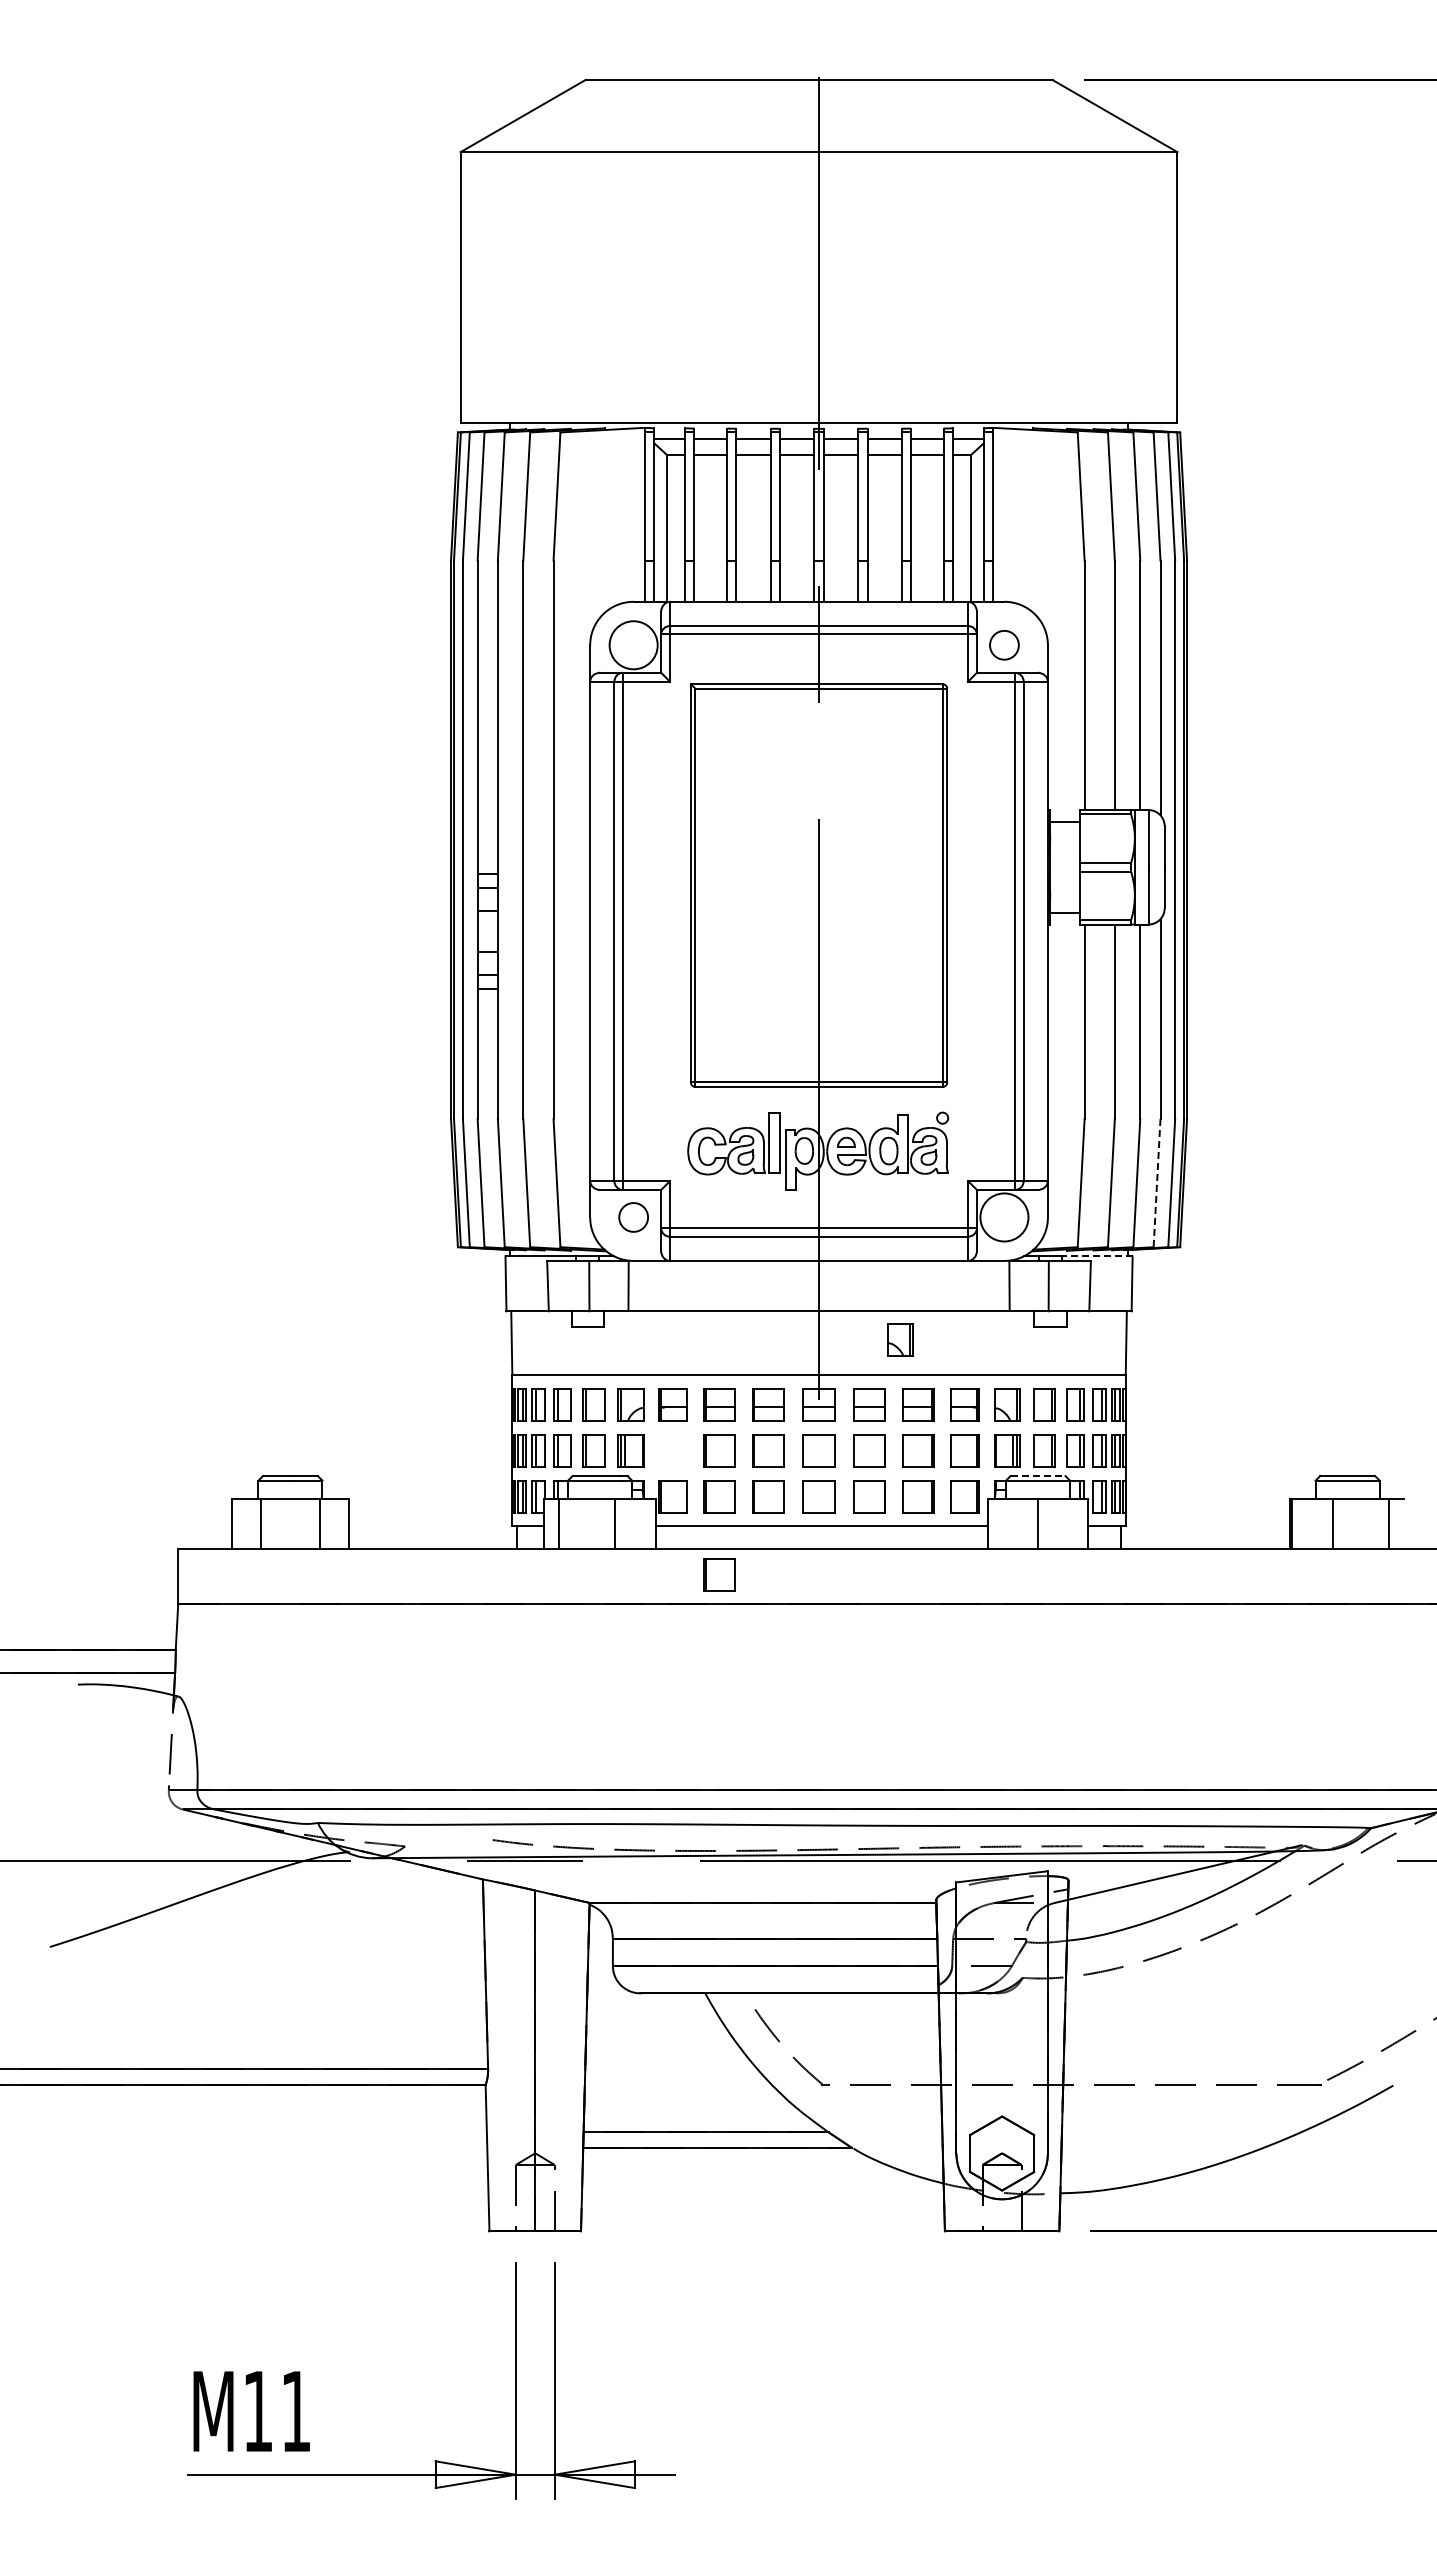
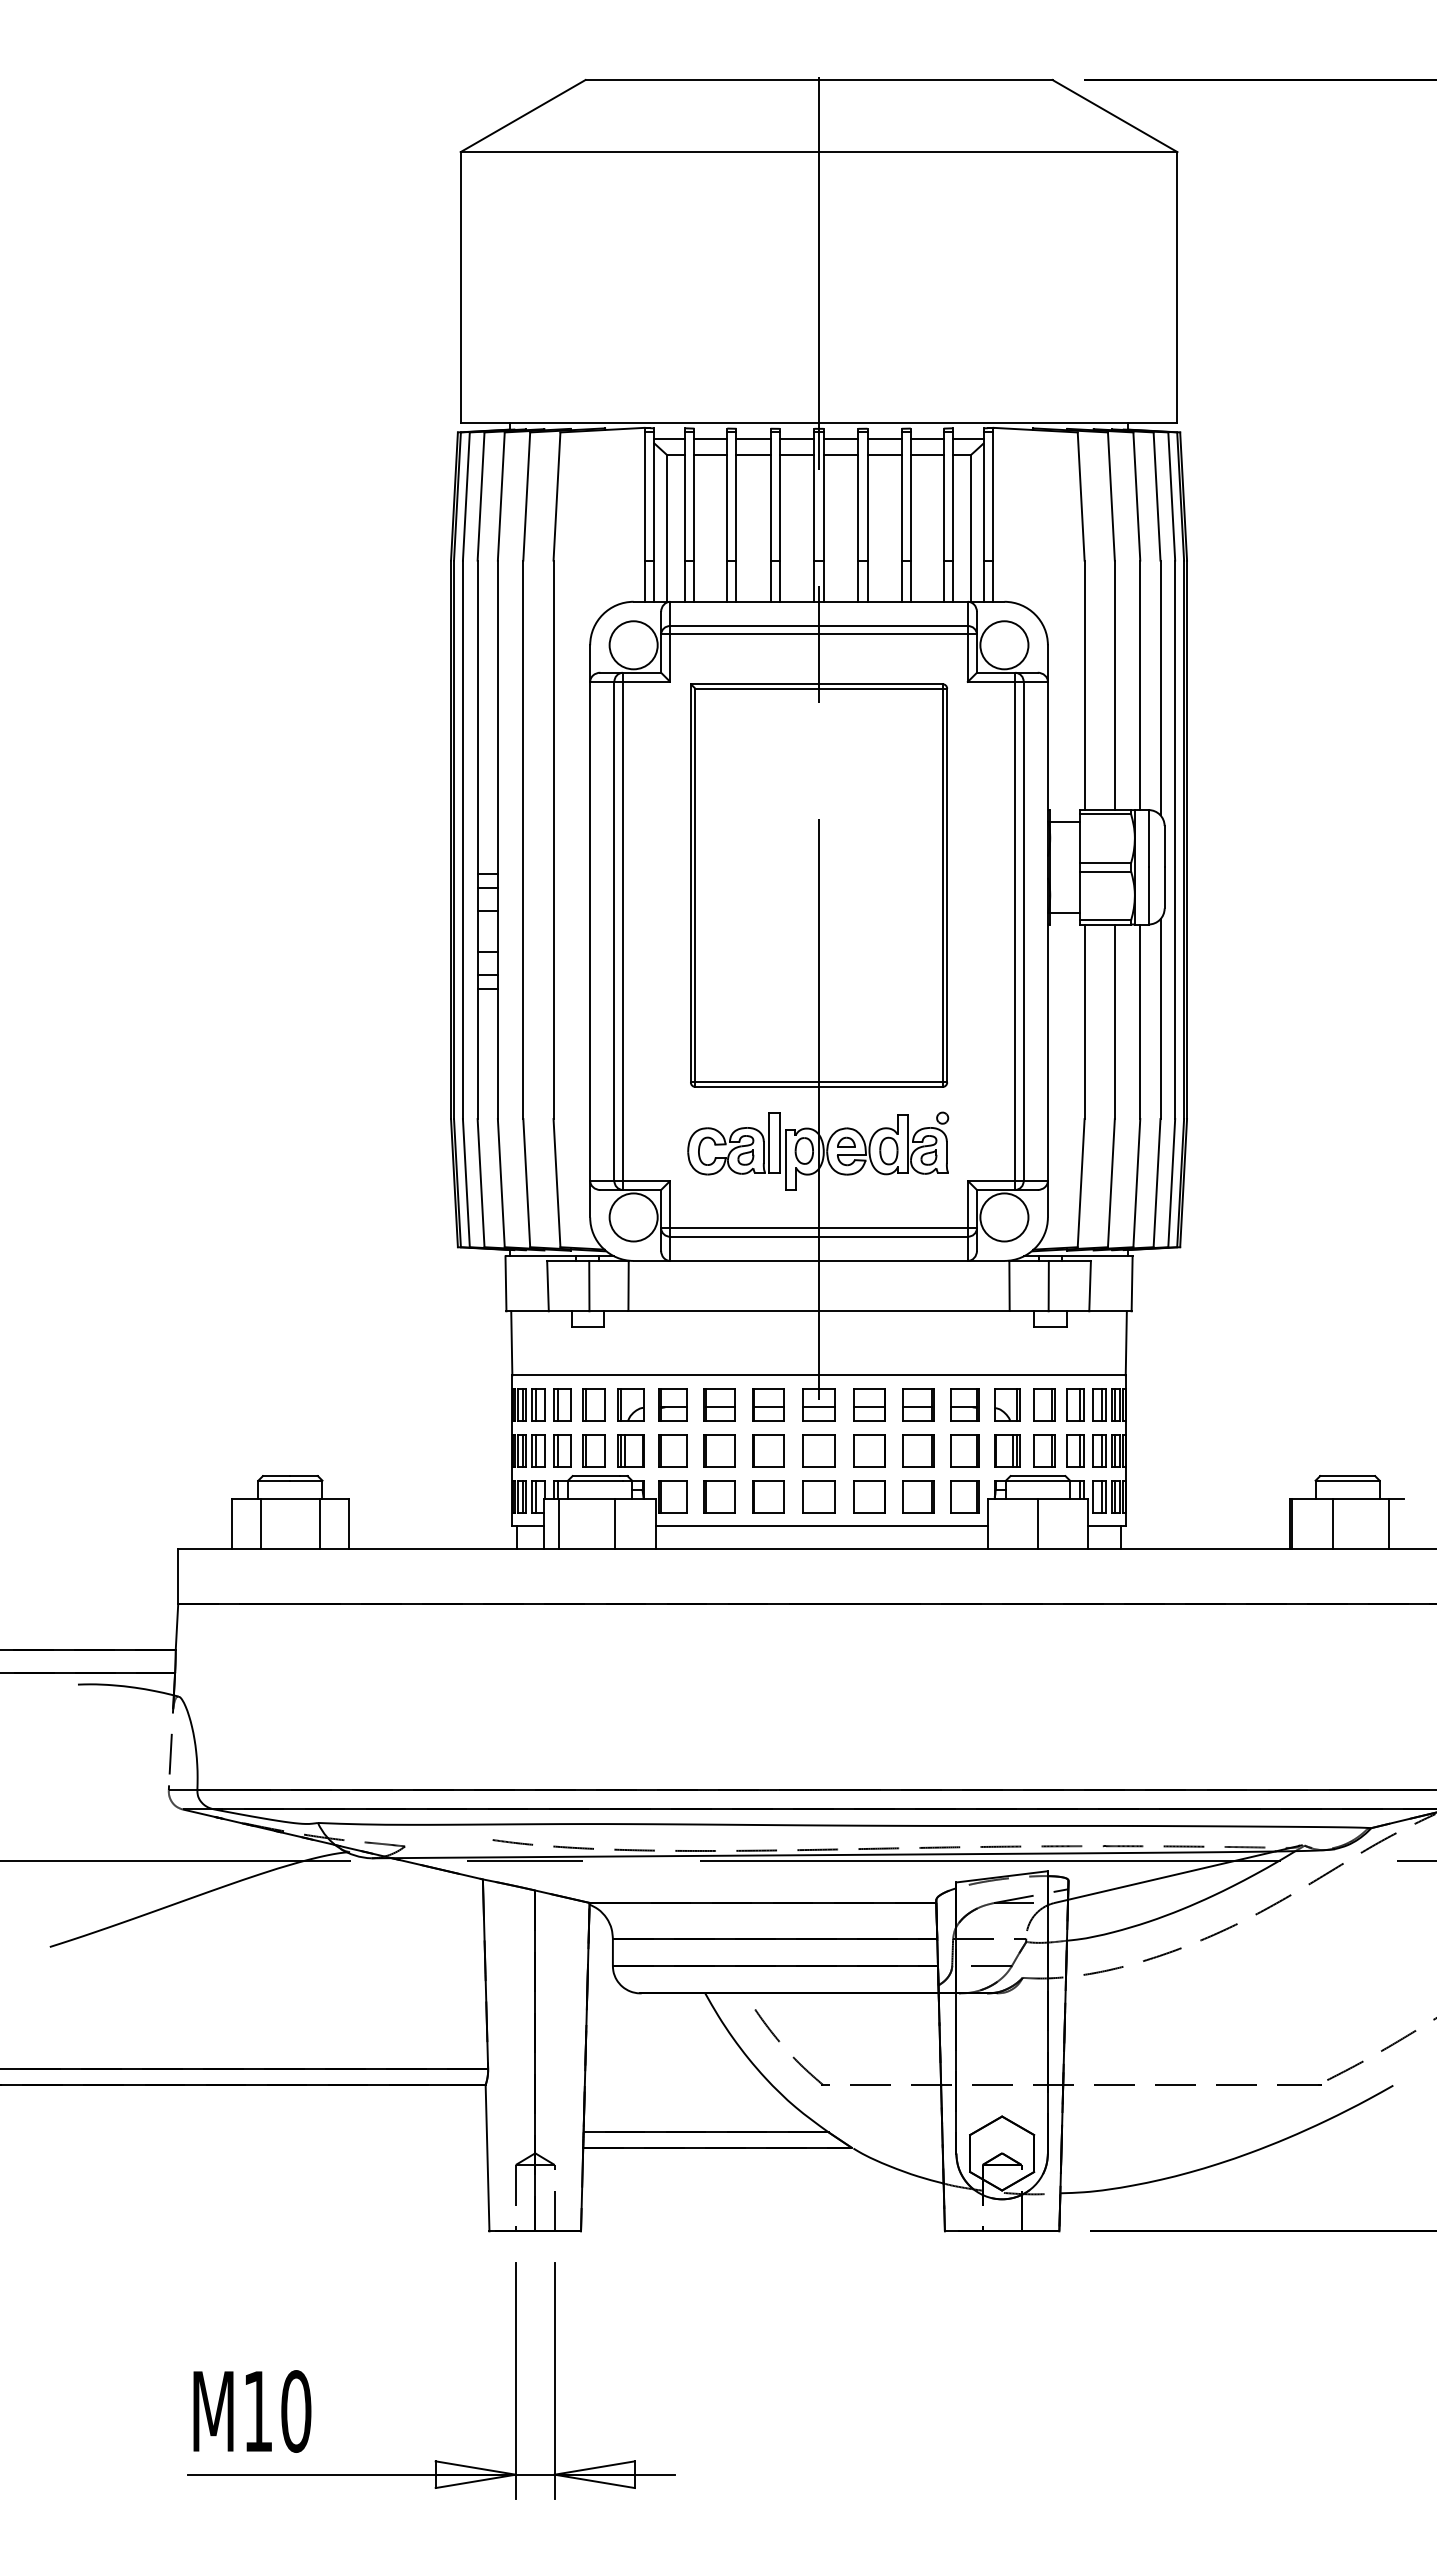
circle diameter: 29 px -> 48 px (1004, 645)
line: dashed -> solid (1157, 1183)
circle diameter: 29 px -> 48 px (633, 1217)
line: dashed -> solid (1096, 1256)
part: present -> none (900, 1339)
part: none -> present (672, 1450)
line: dashed -> solid (1038, 1476)
part: present -> none (719, 1574)
text: M11 -> M10 (296, 2411)
